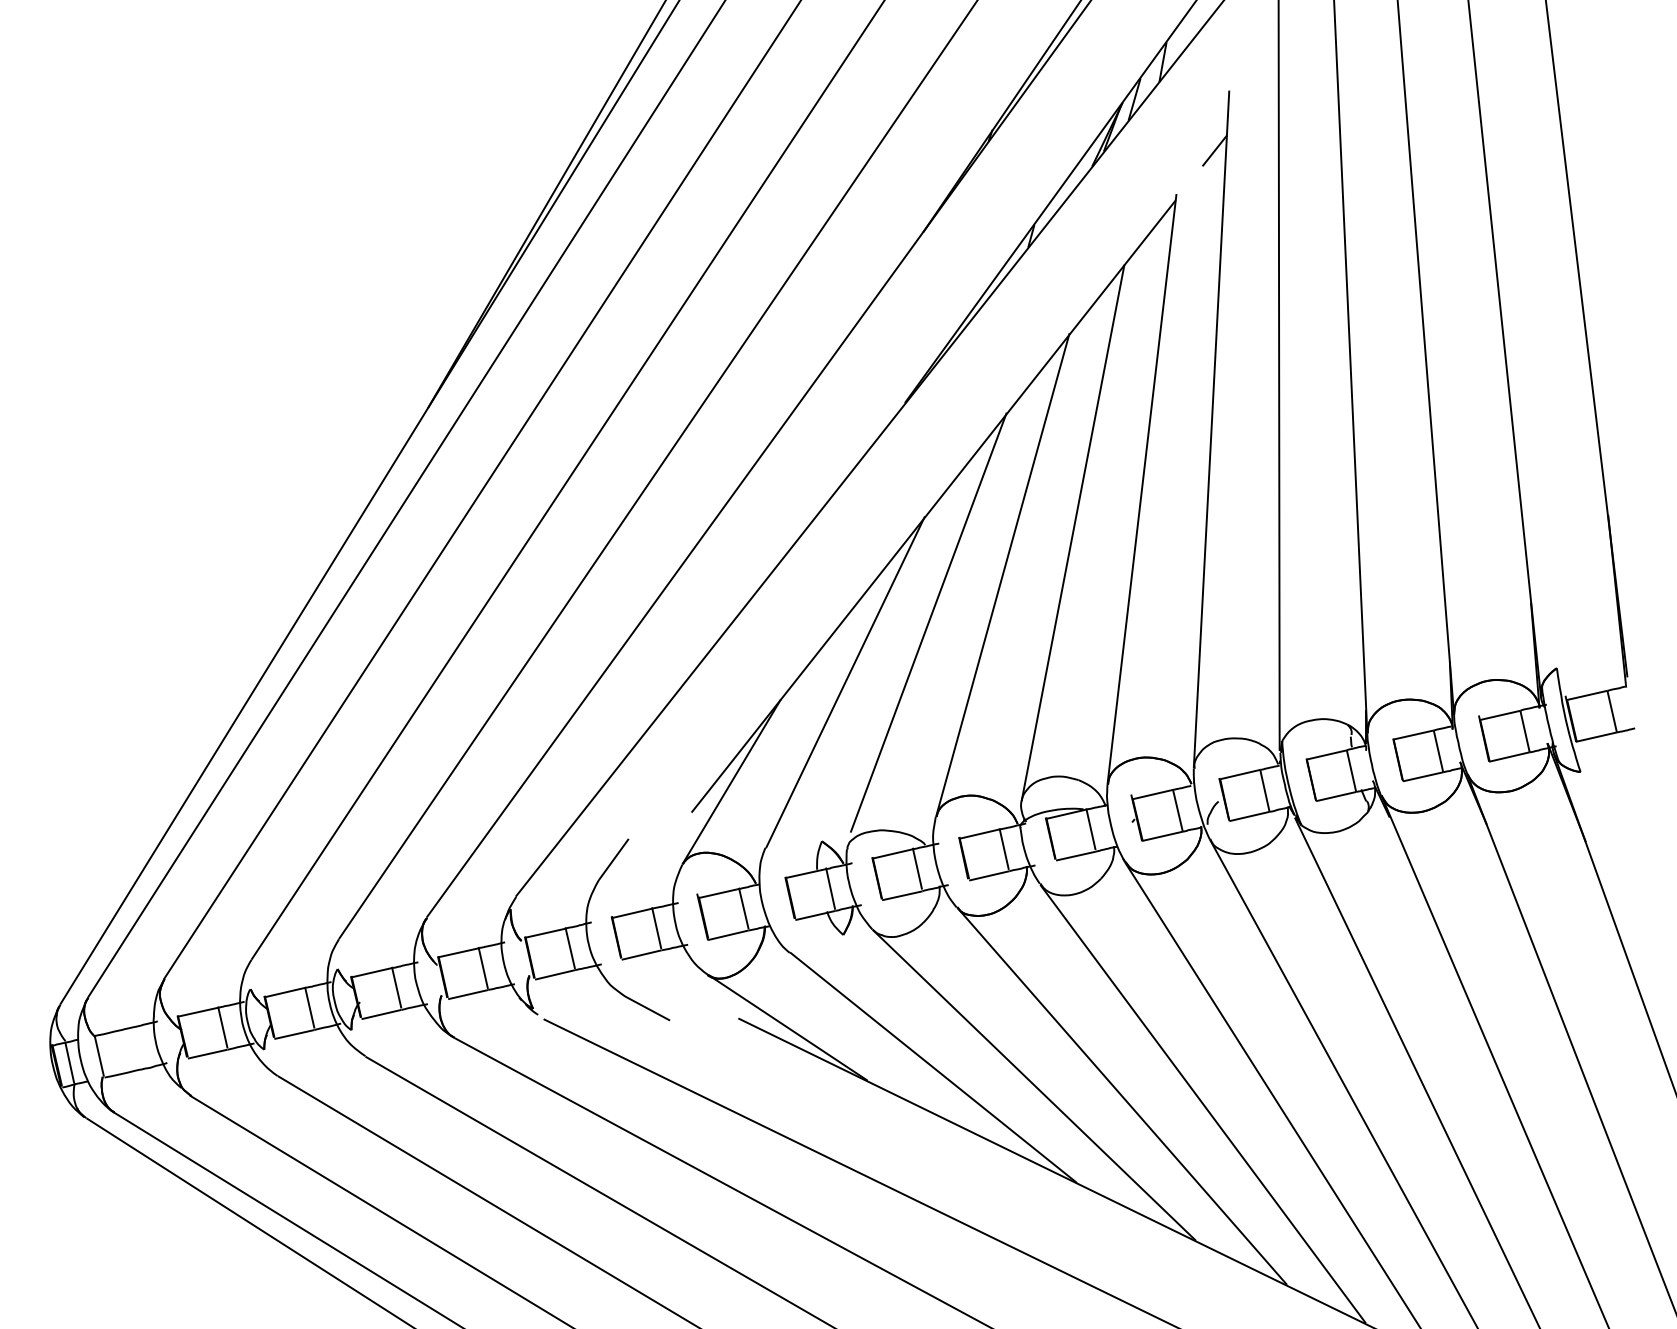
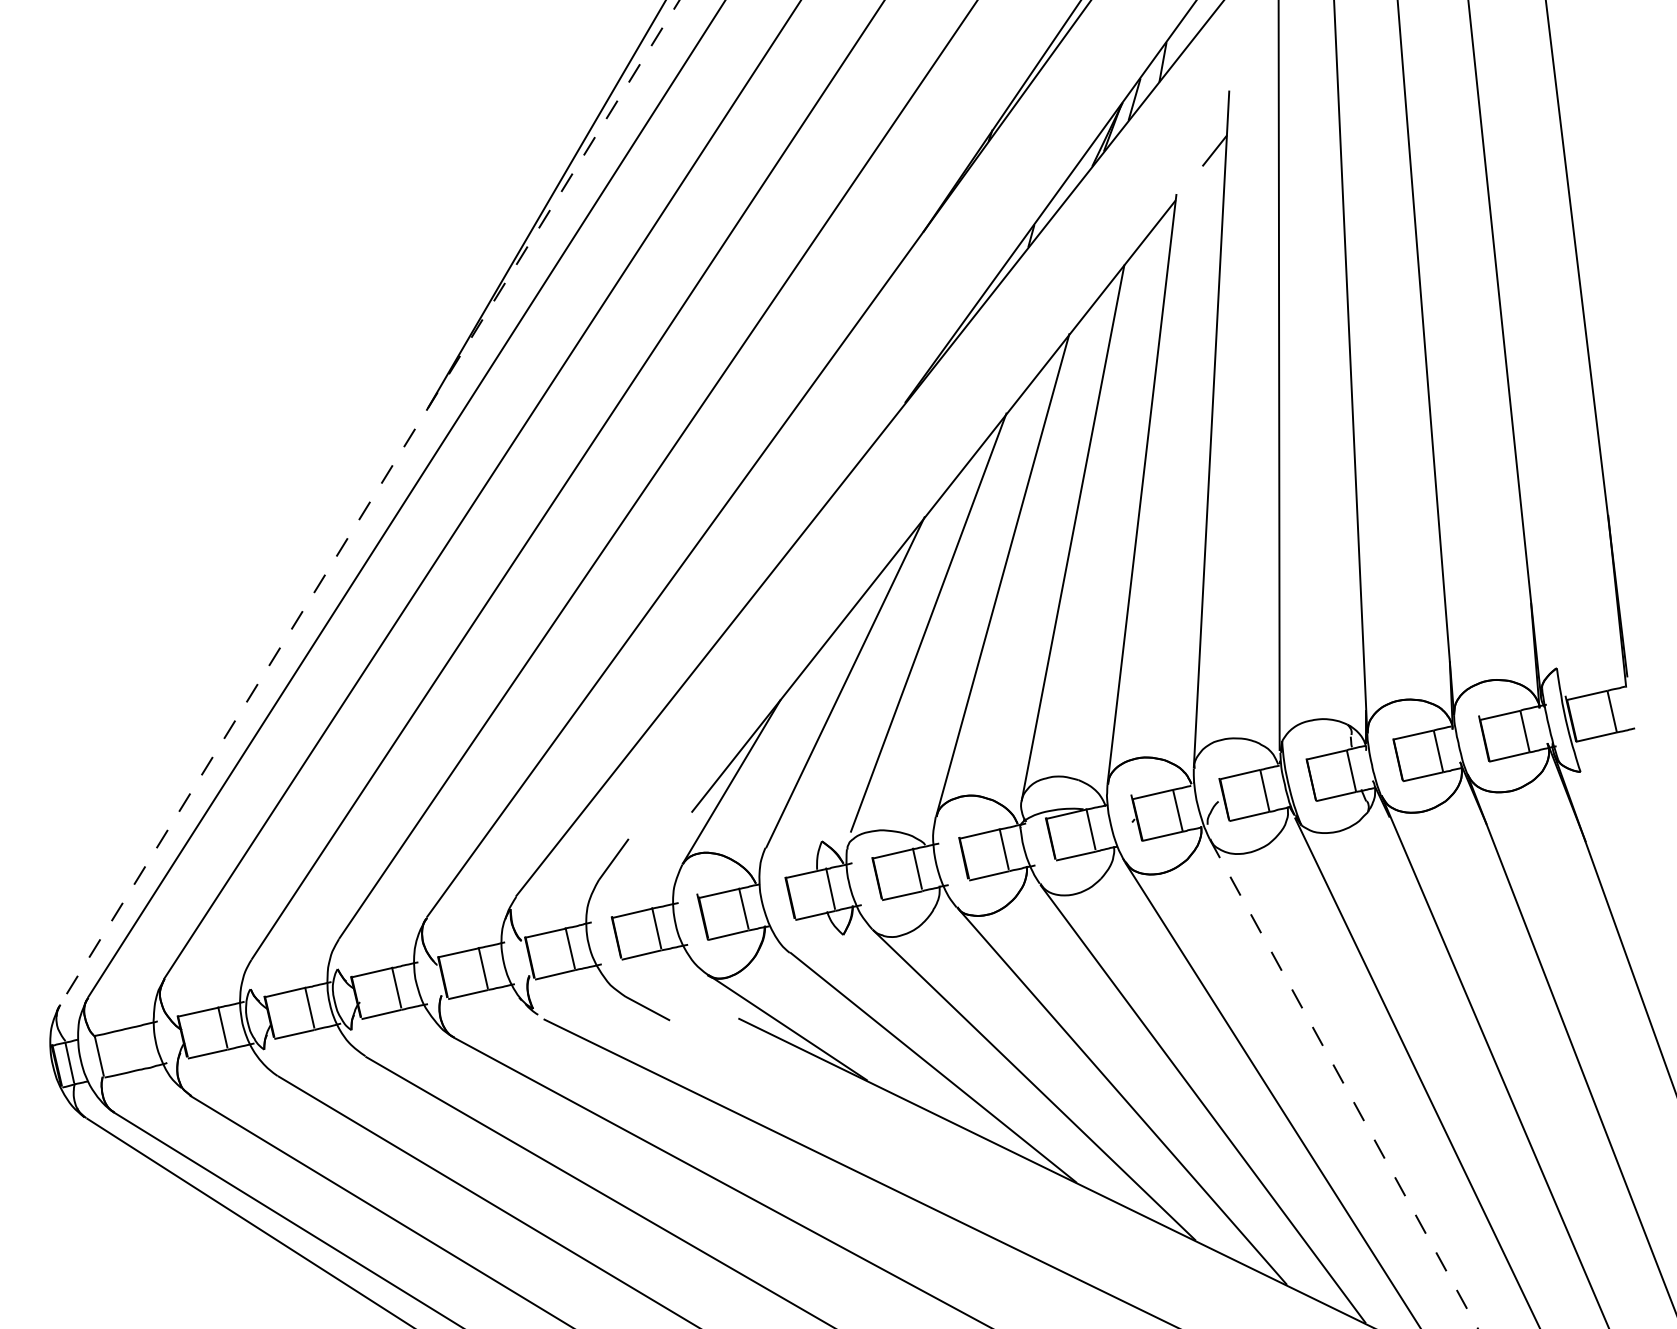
line: solid -> dashed (369, 502)
line: solid -> dashed (1343, 1083)
